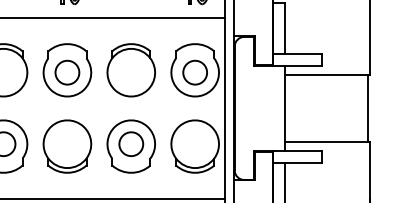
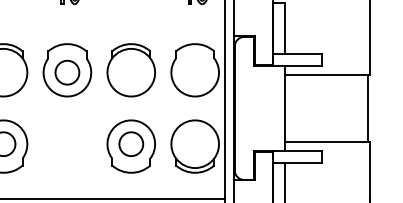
line: present -> none (113, 17)
circle: present -> none (194, 72)
part: present -> none (67, 146)
